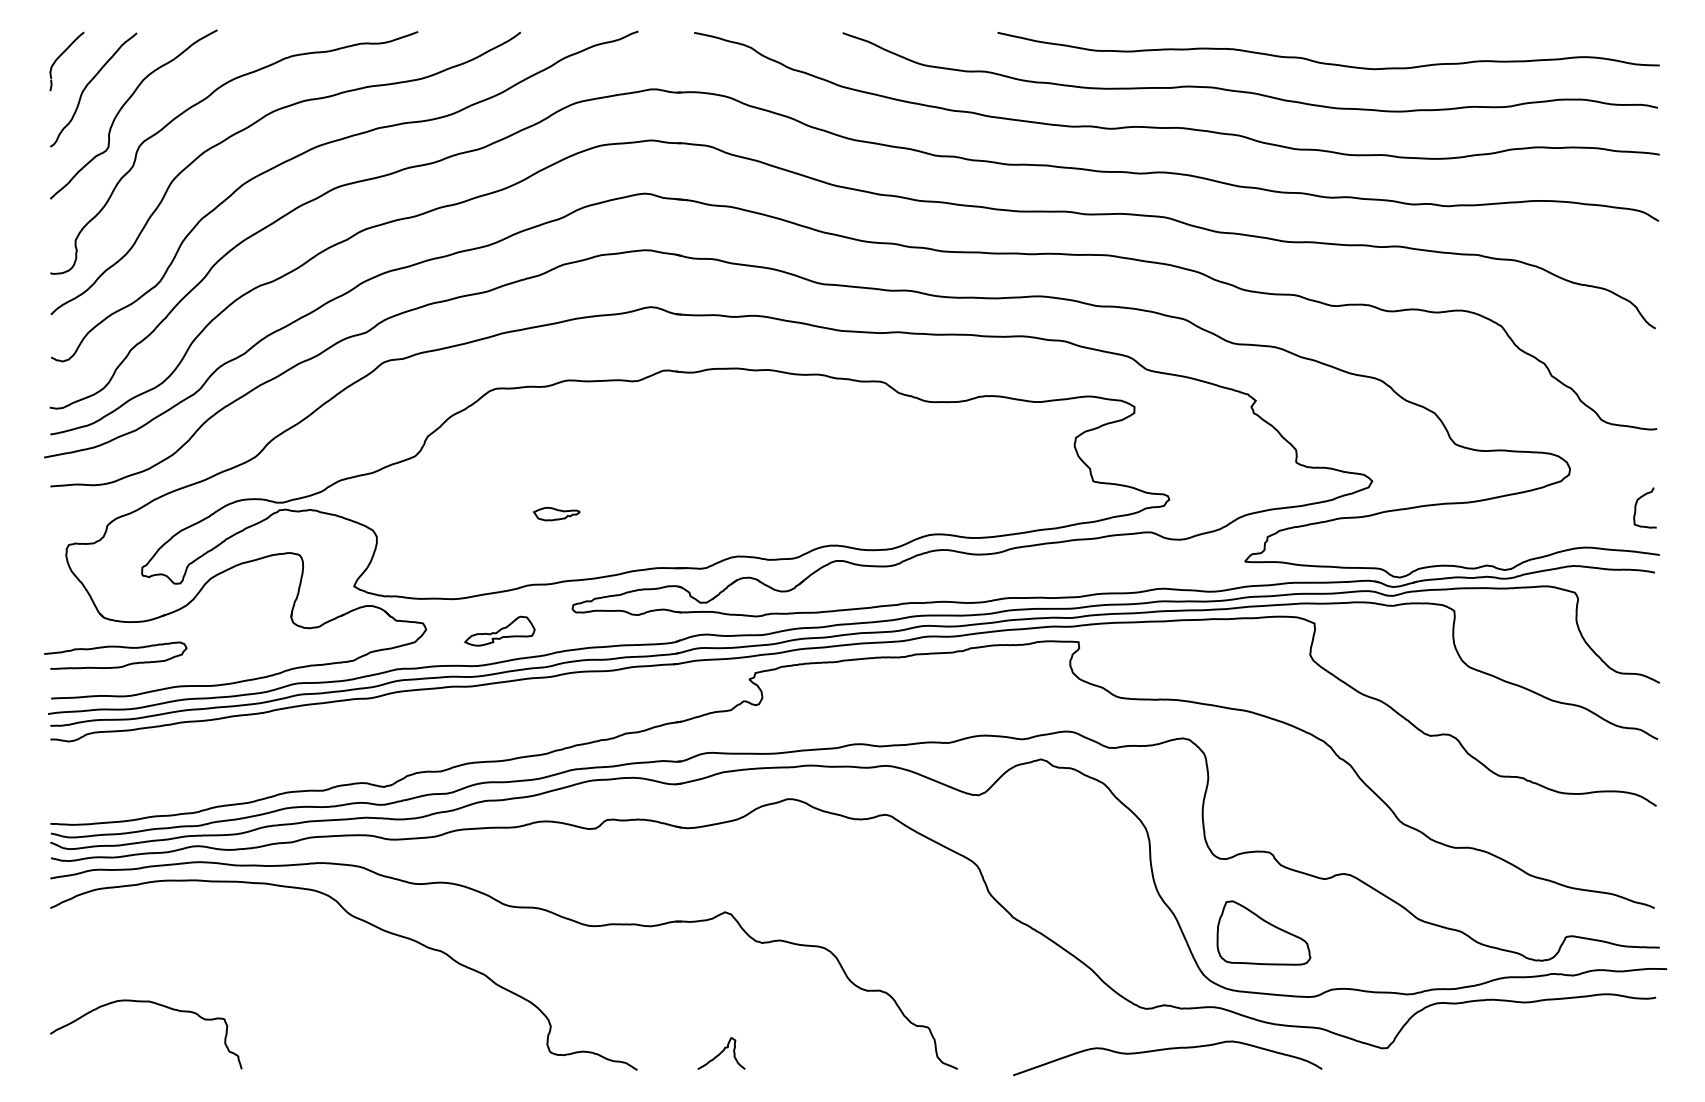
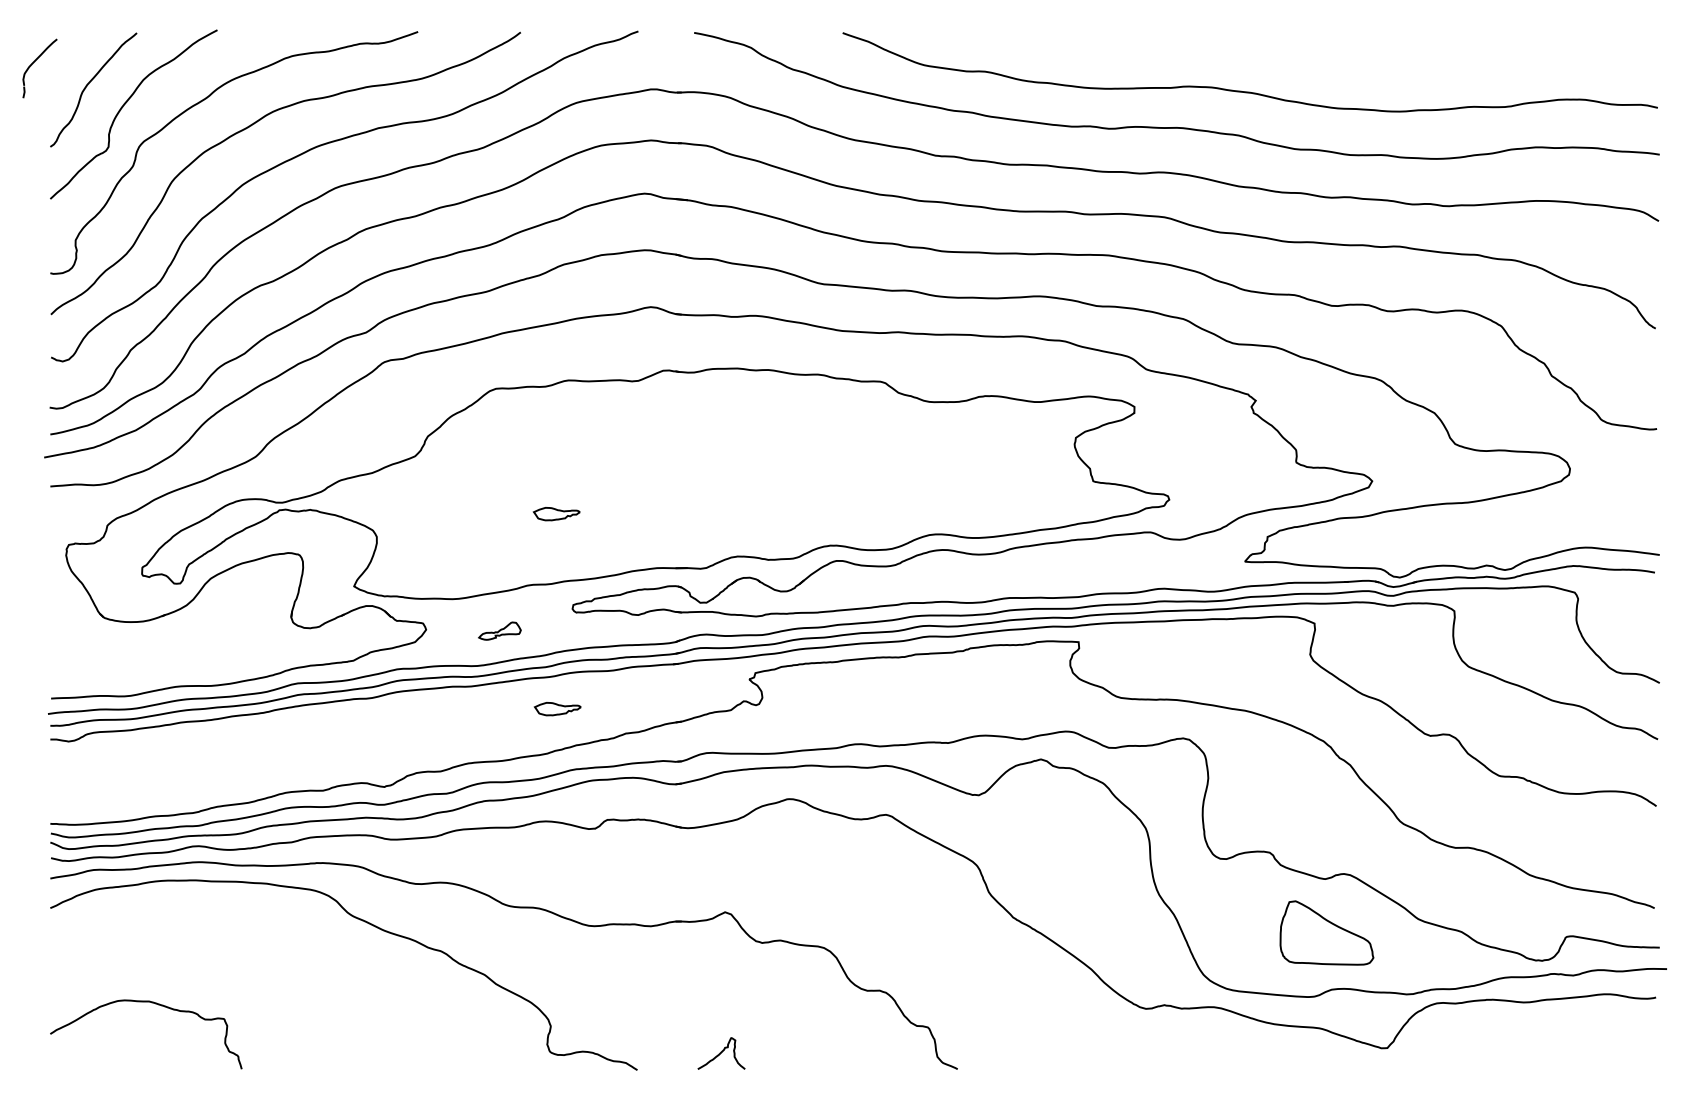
part position: (61, 55) -> (34, 62) (34, 62)
curve: present -> none (1326, 62)
curve: present -> none (1636, 507)
part size: 72x32 px -> 44x20 px (499, 630)
curve: present -> none (115, 647)
part: none -> present (557, 709)
part position: (1263, 932) -> (1326, 932) (1326, 932)
curve: present -> none (1165, 1050)
